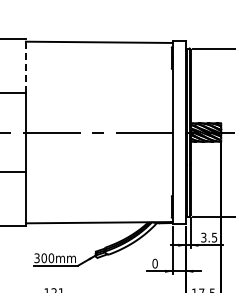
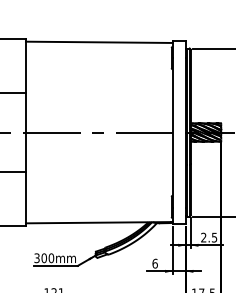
line: dashed -> solid (25, 66)
text: 3.5 -> 2.5 (203, 237)
text: 0 -> 6 (154, 263)
